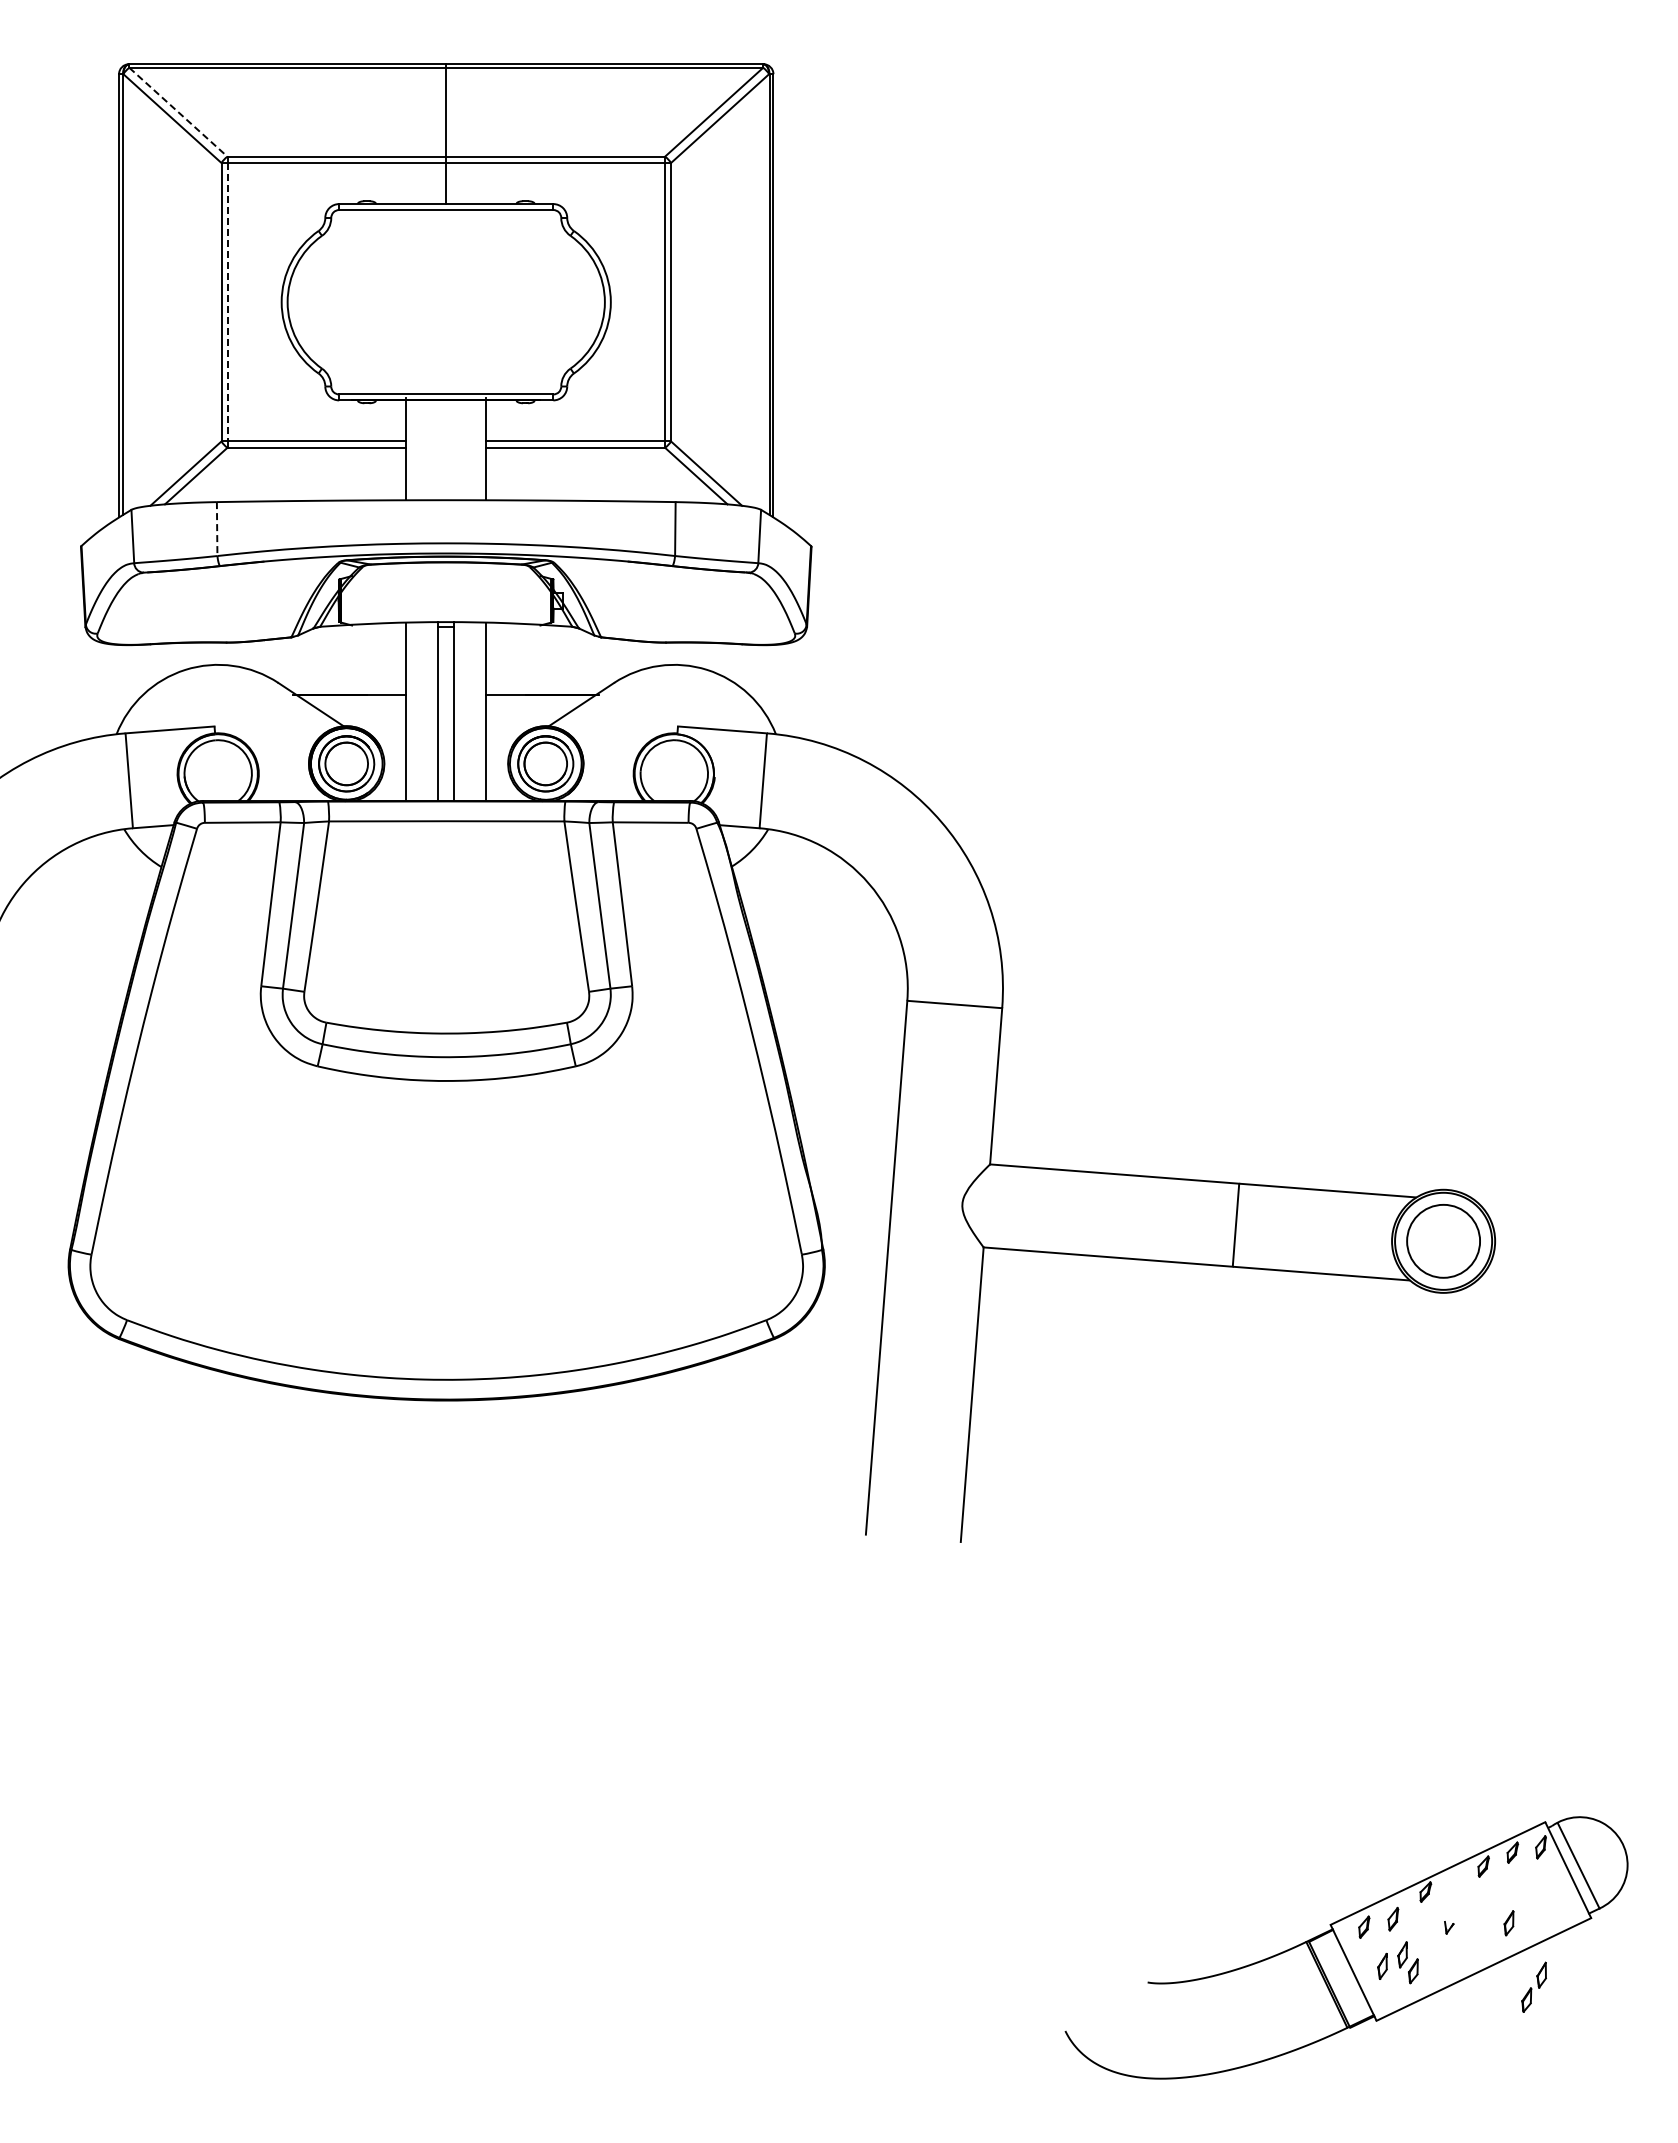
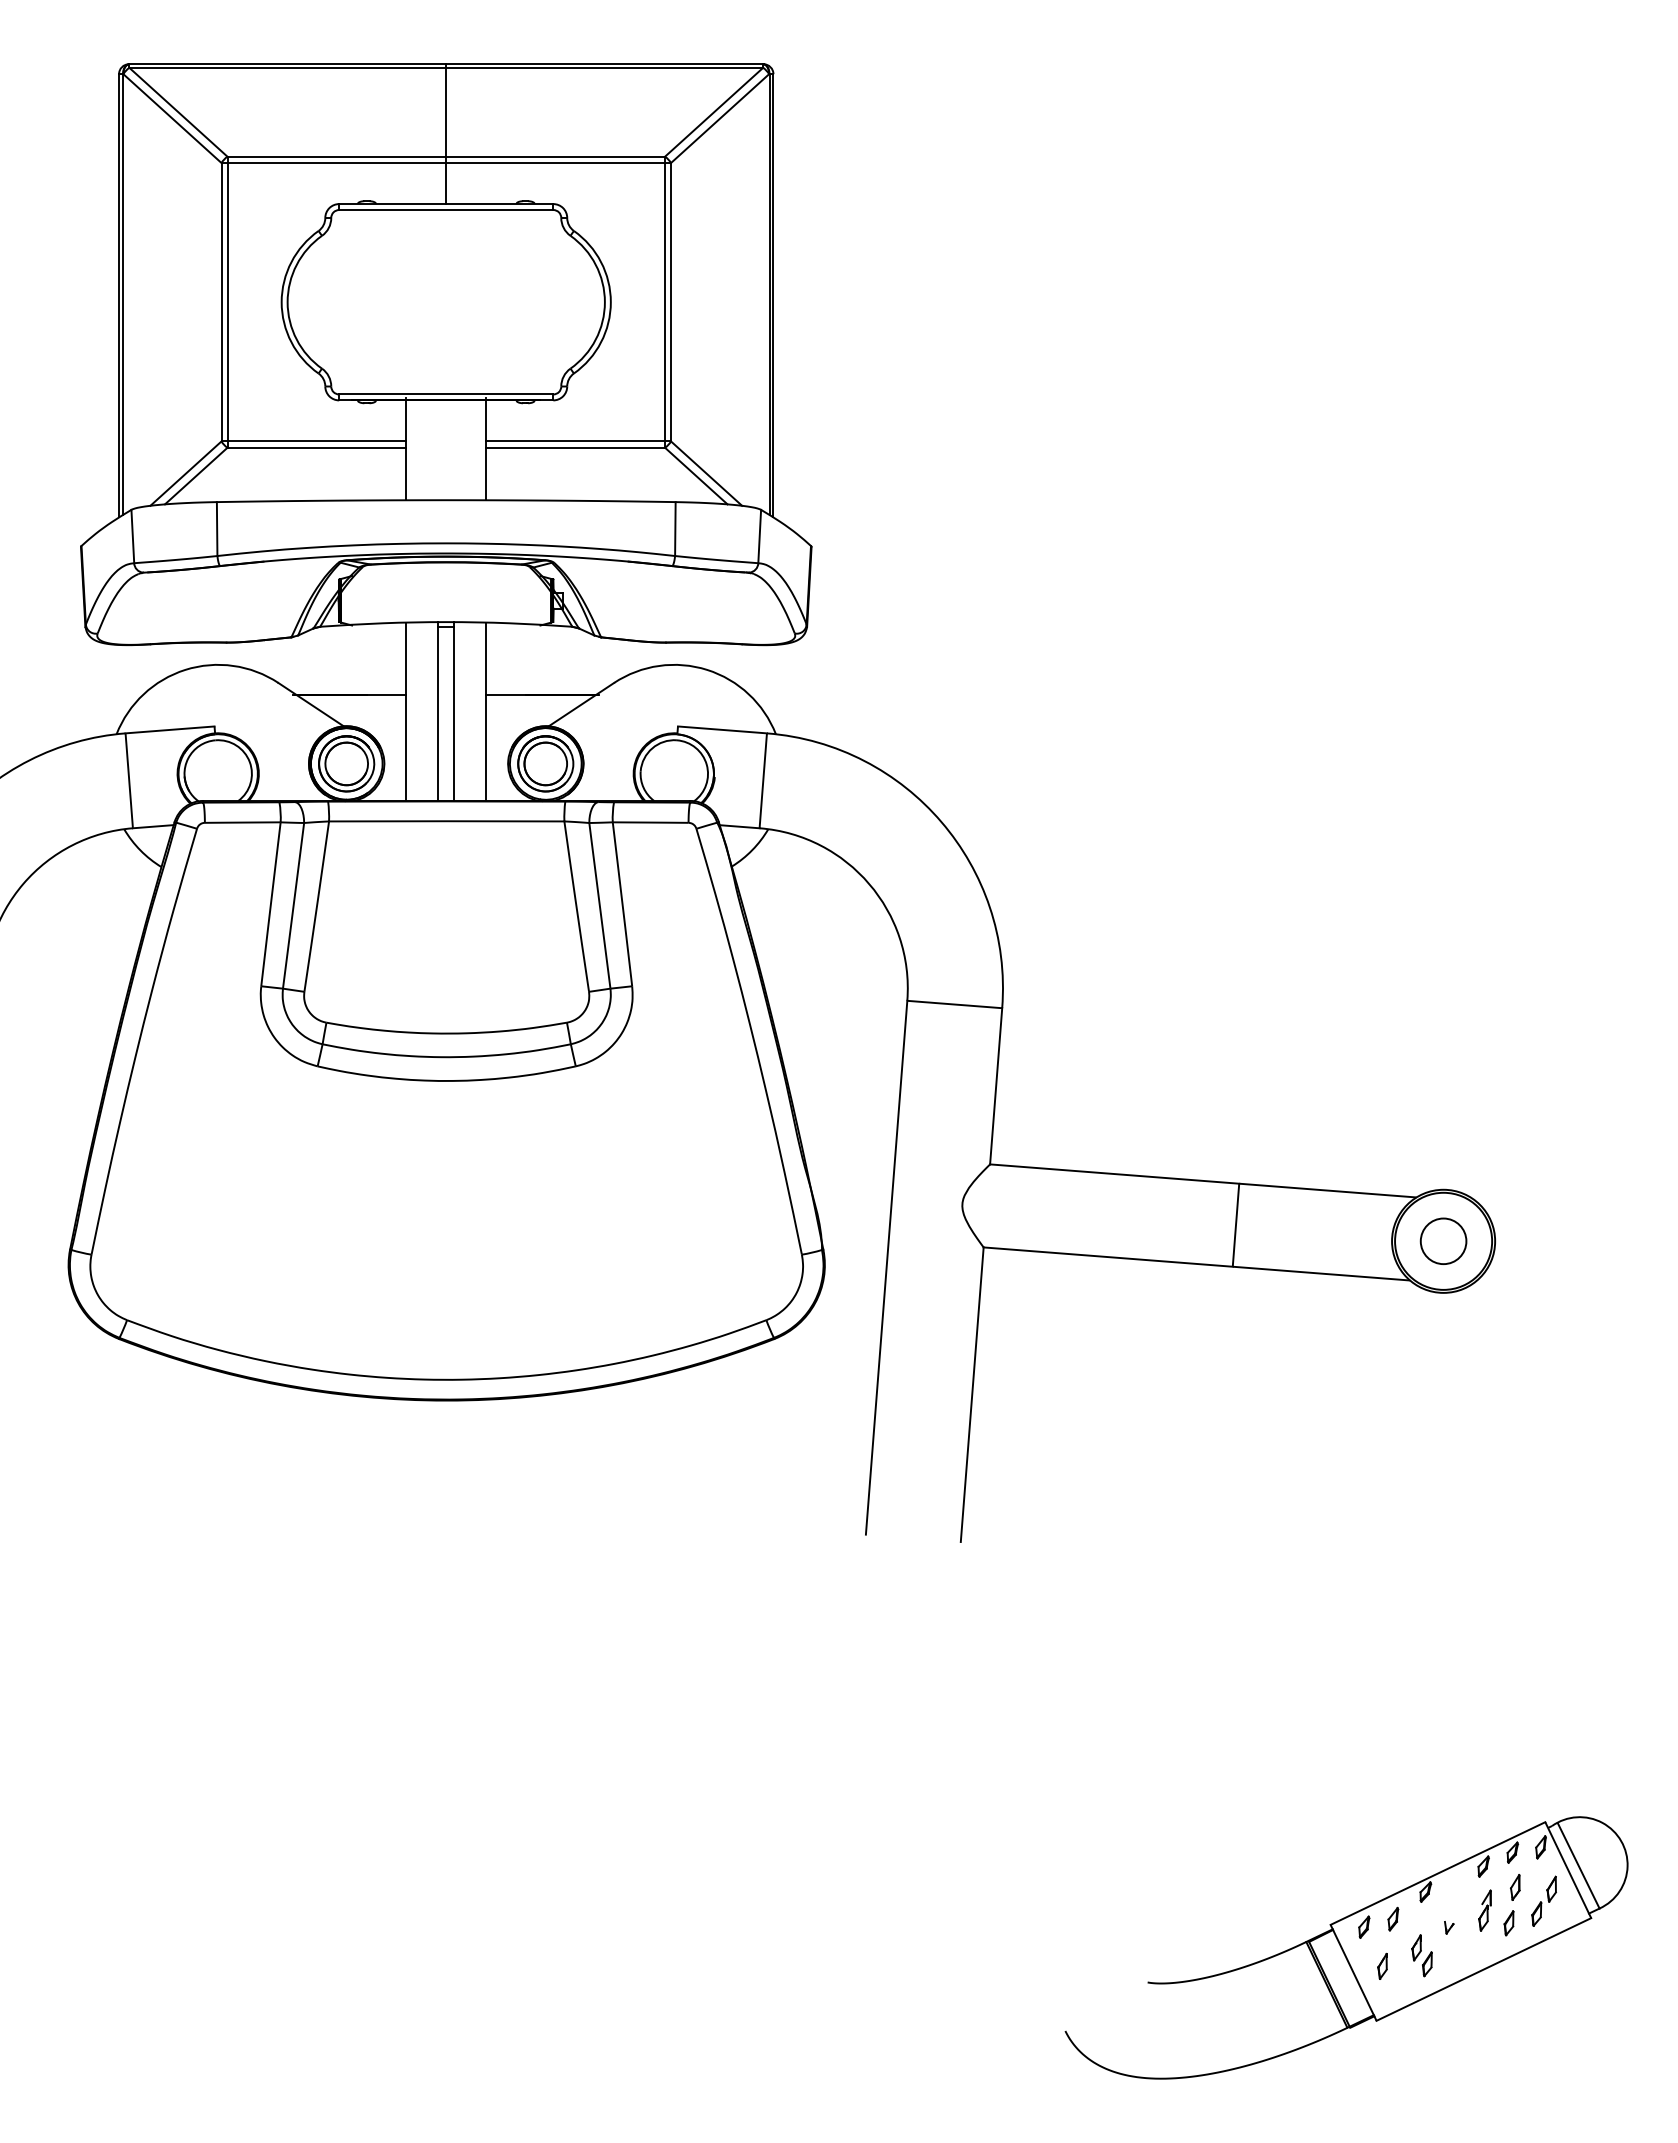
line: dashed -> solid (178, 112)
line: dashed -> solid (227, 302)
line: dashed -> solid (217, 529)
circle diameter: 73 px -> 46 px (1443, 1241)
part: none -> present (1515, 1887)
part: none -> present (1484, 1910)
part position: (1407, 1962) -> (1421, 1955) (1421, 1955)
part position: (1533, 1986) -> (1543, 1900) (1543, 1900)
